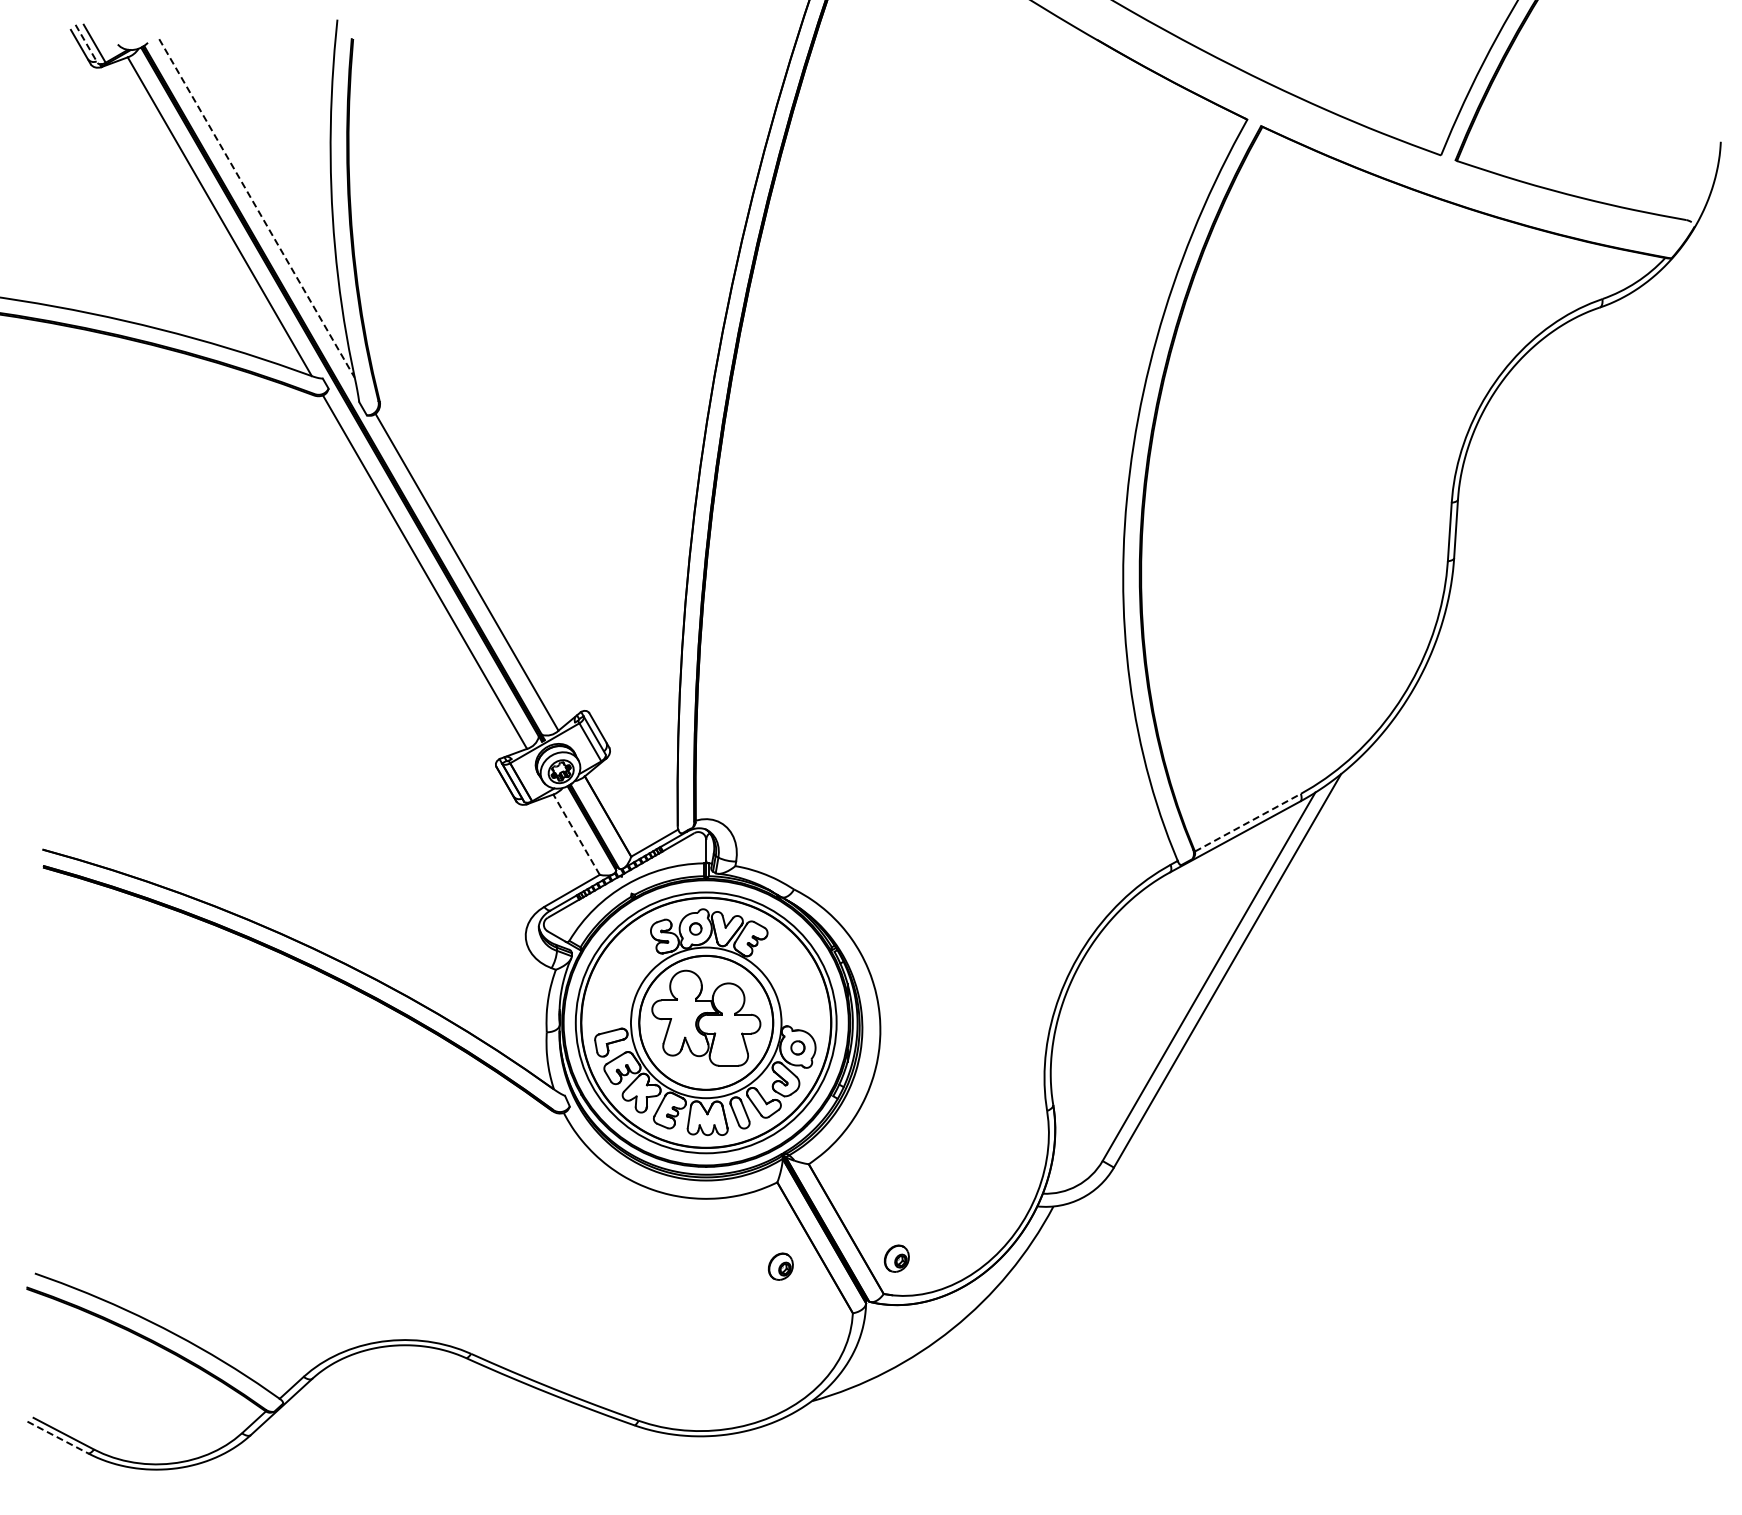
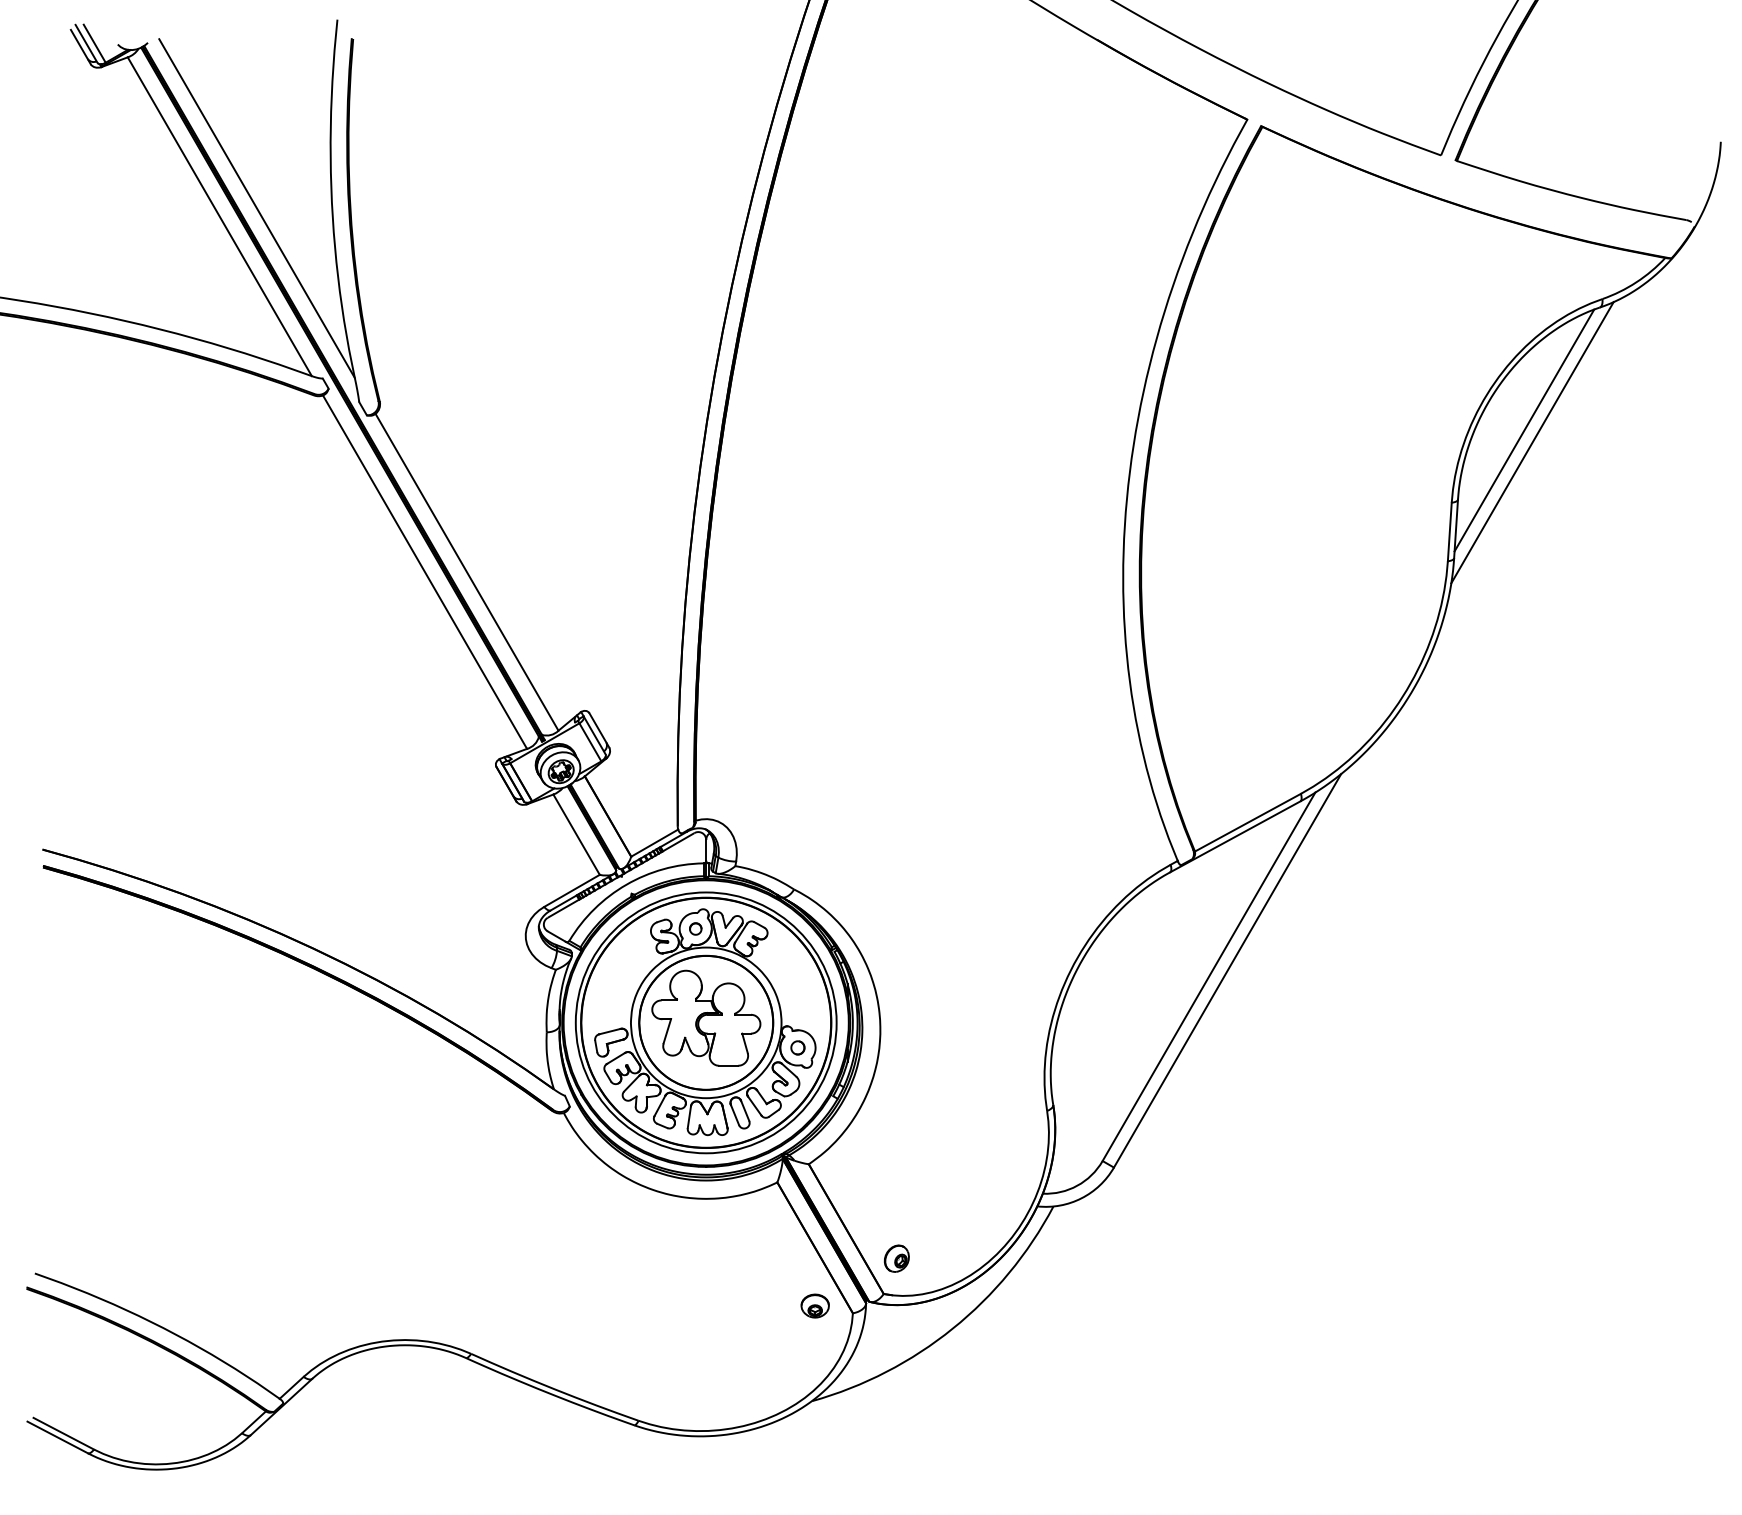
line: dashed -> solid (86, 43)
line: dashed -> solid (257, 208)
line: none -> present (1524, 430)
line: none -> present (1532, 442)
line: dashed -> solid (1248, 822)
line: dashed -> solid (576, 834)
part: present -> none (780, 1266)
part: none -> present (814, 1305)
line: dashed -> solid (58, 1437)
